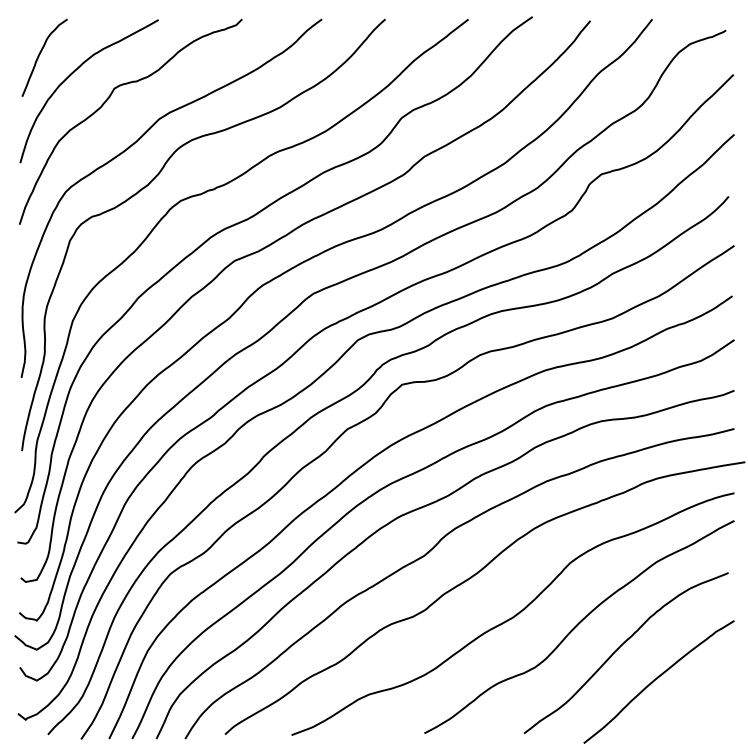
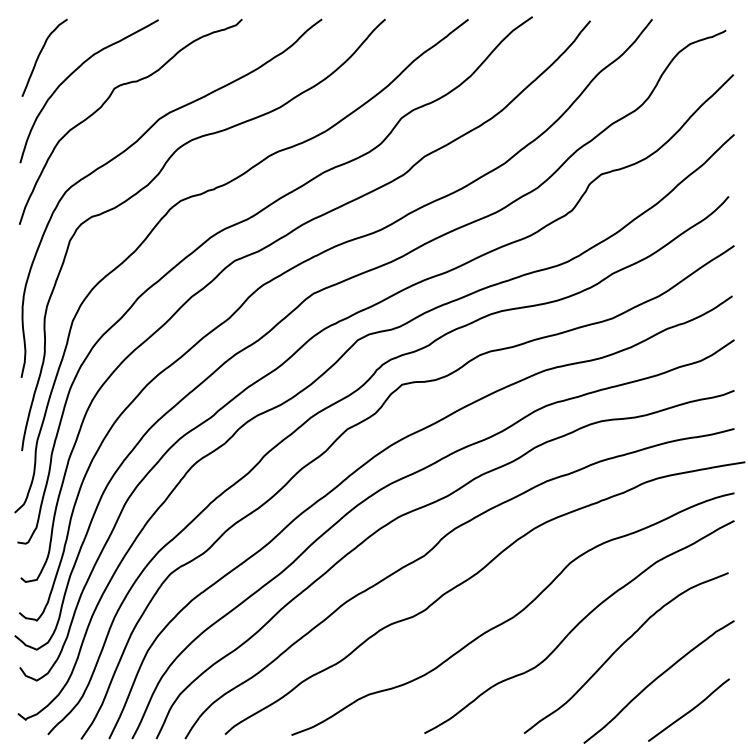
curve: none -> present (689, 710)
